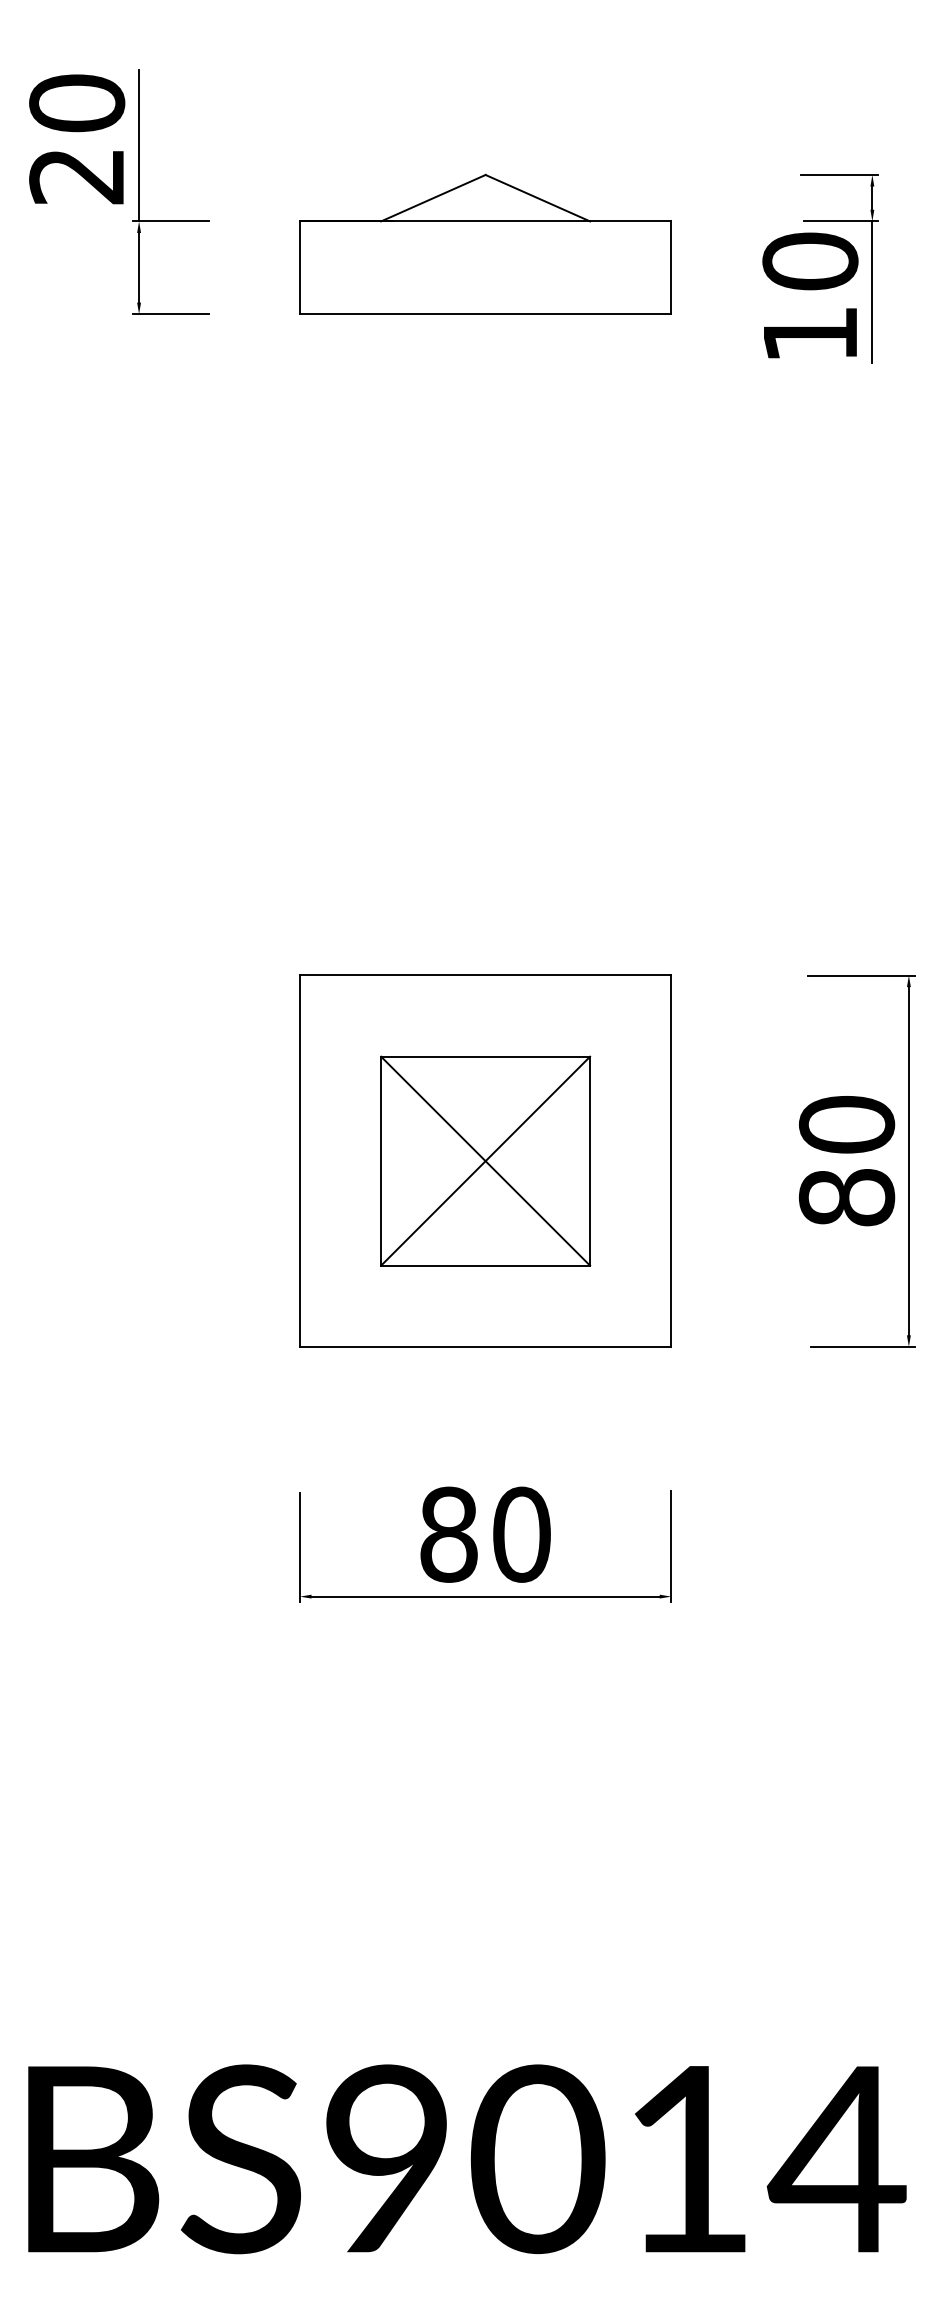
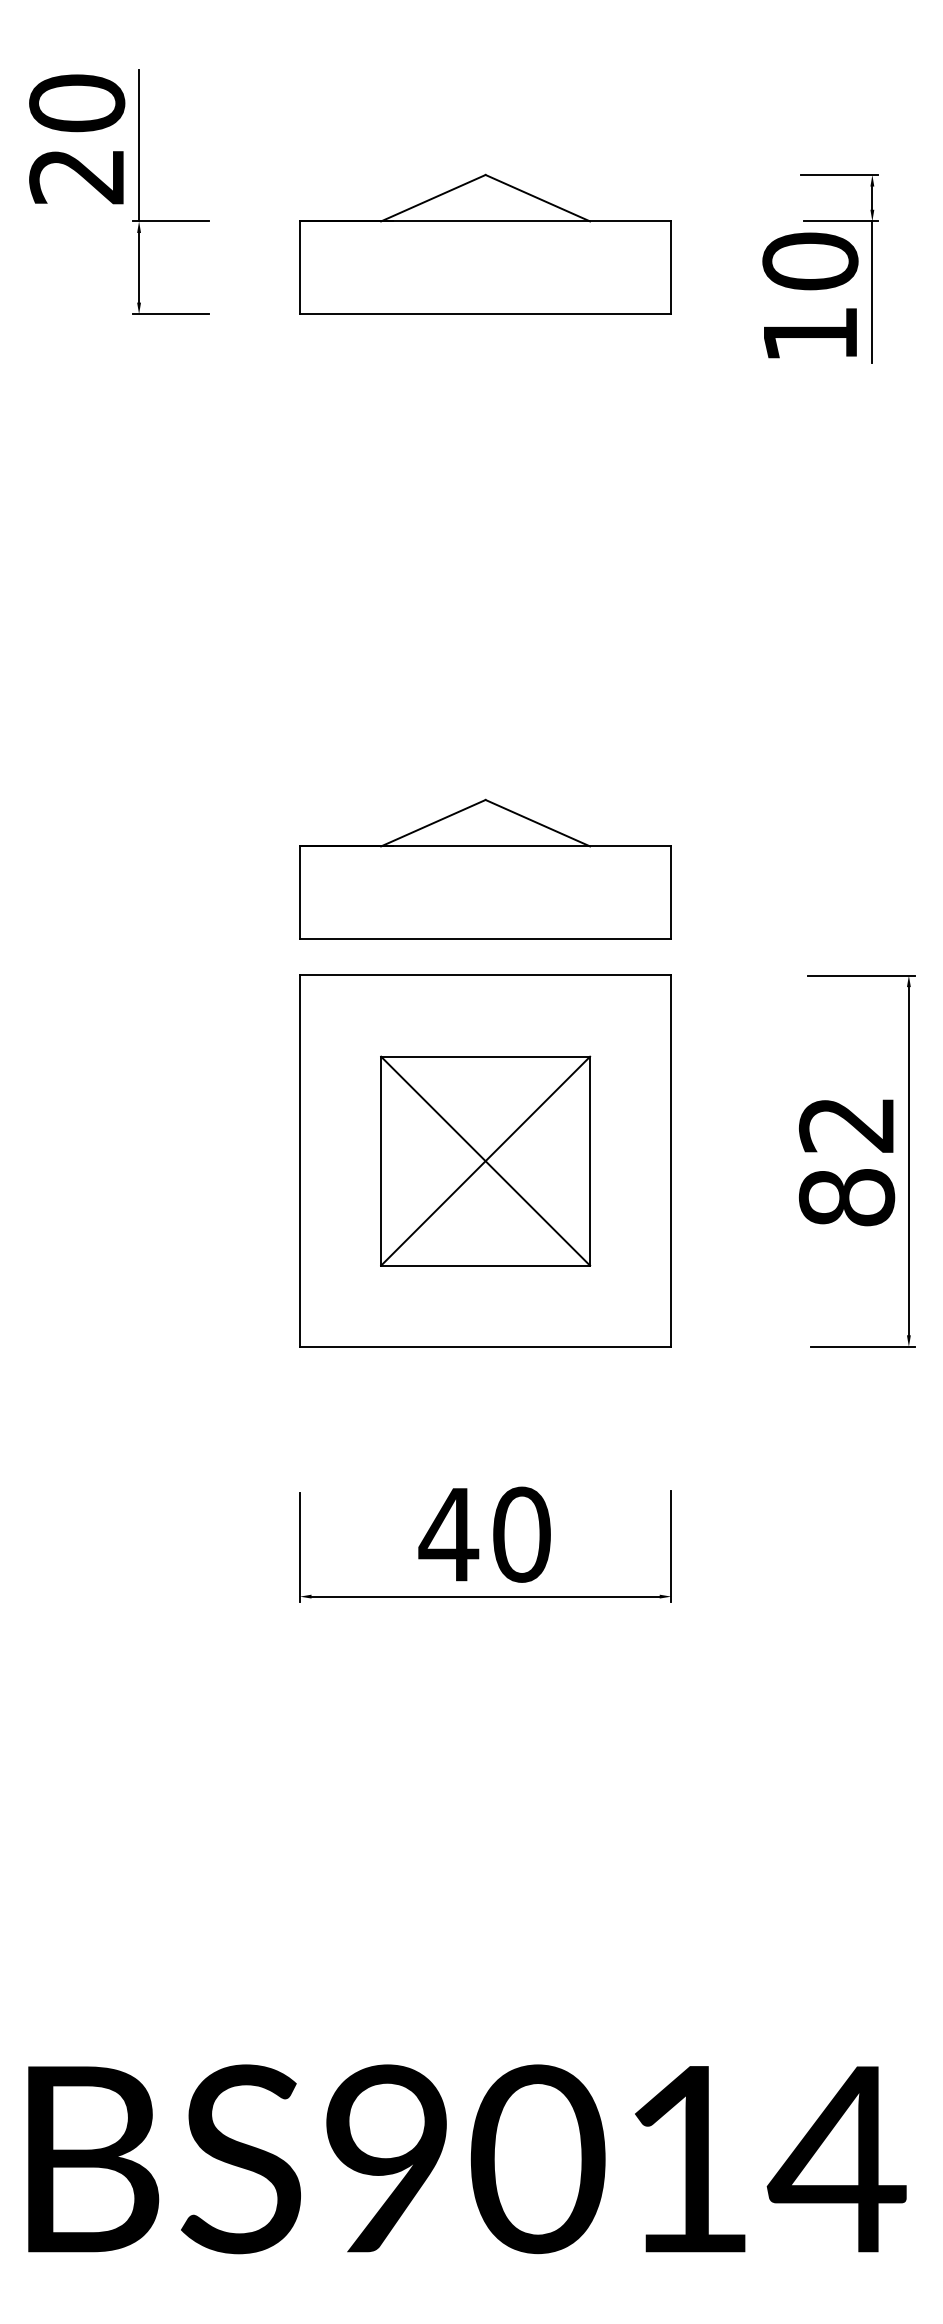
part: none -> present (485, 868)
text: 80 -> 82 (846, 1124)
text: 80 -> 40 (448, 1534)
